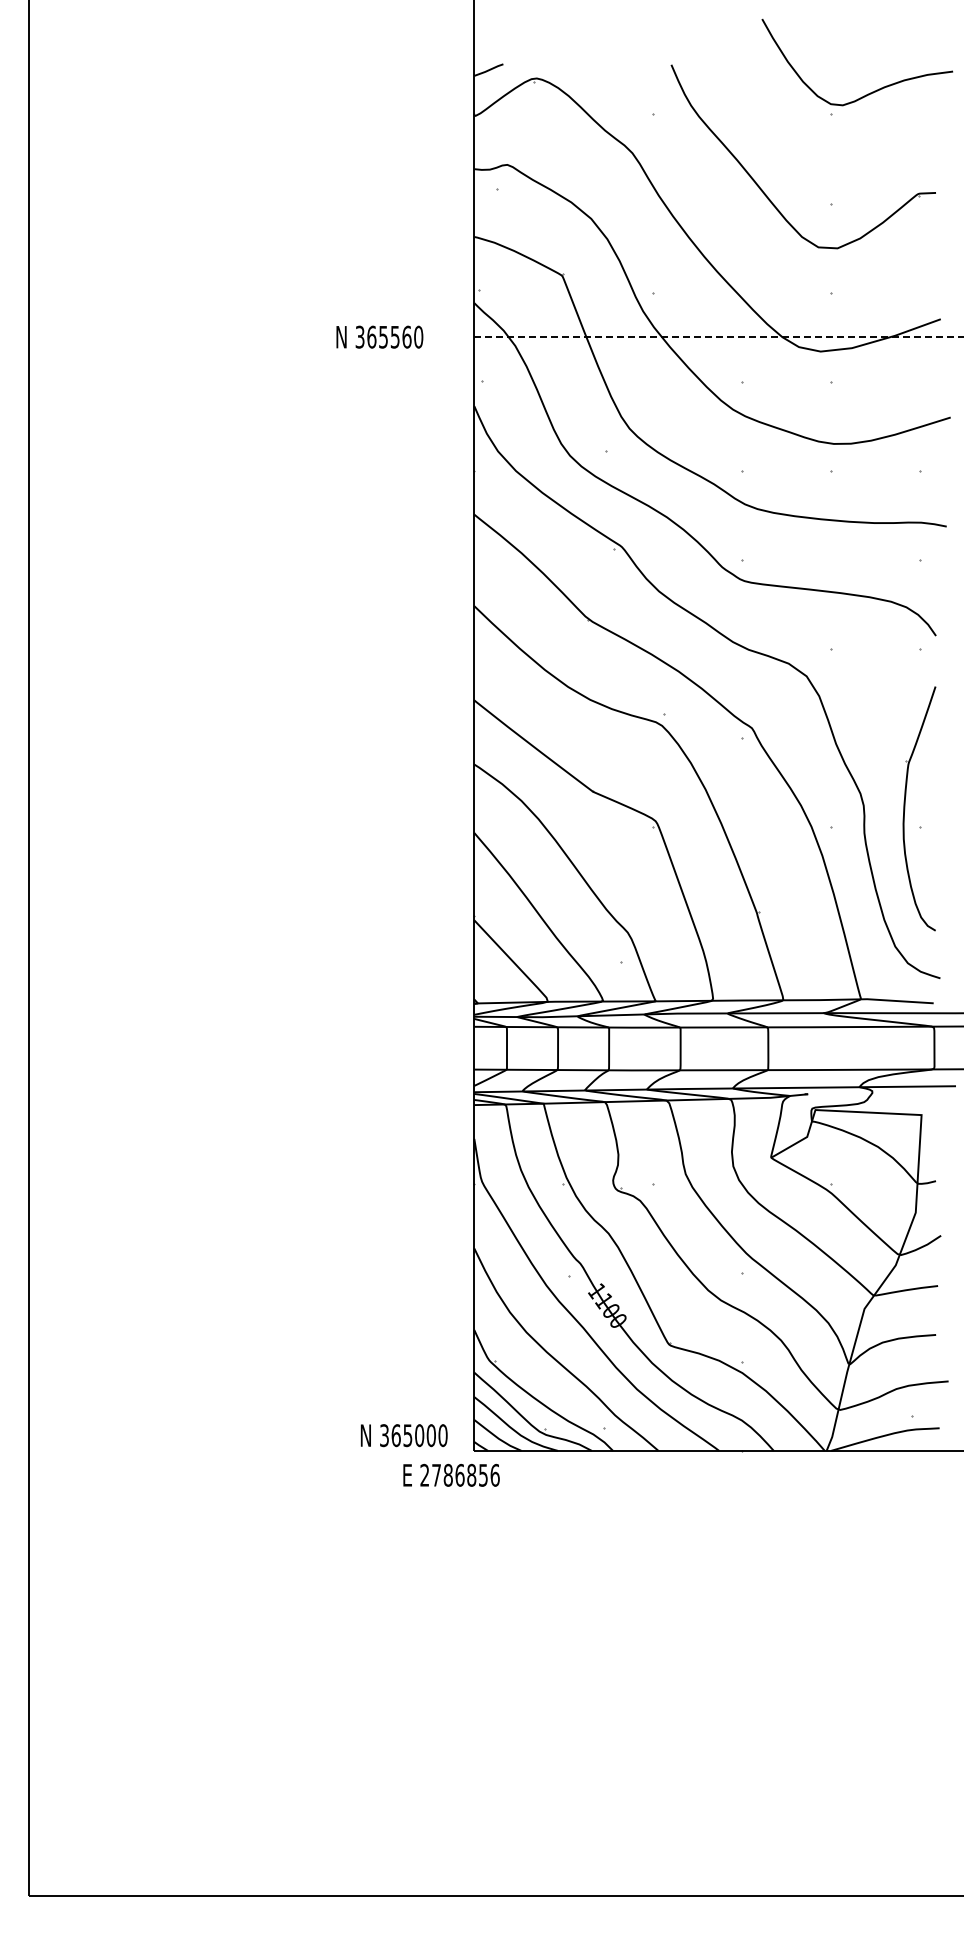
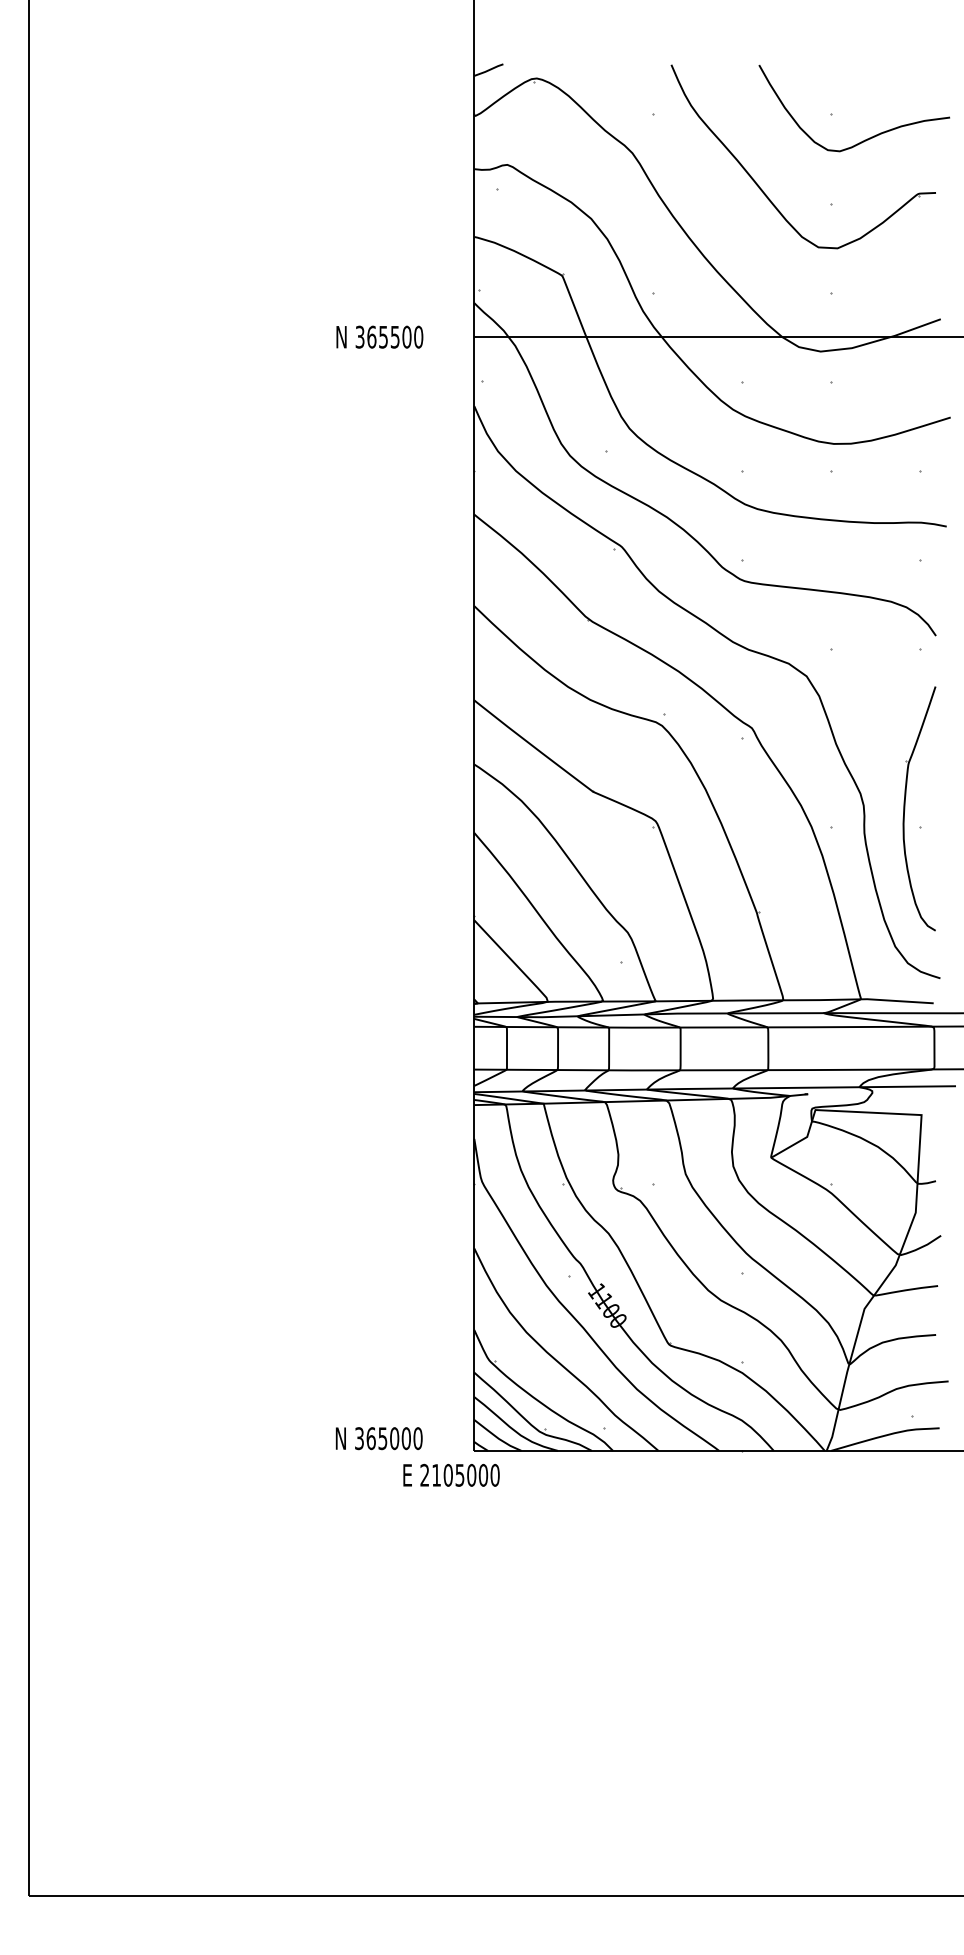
curve position: (870, 92) -> (867, 138) (867, 138)
text: 365560 -> 365500 (406, 336)
line: dashed -> solid (719, 337)
text position: (403, 1435) -> (378, 1438) (378, 1438)
text: 2786856 -> 2105000 (465, 1474)
